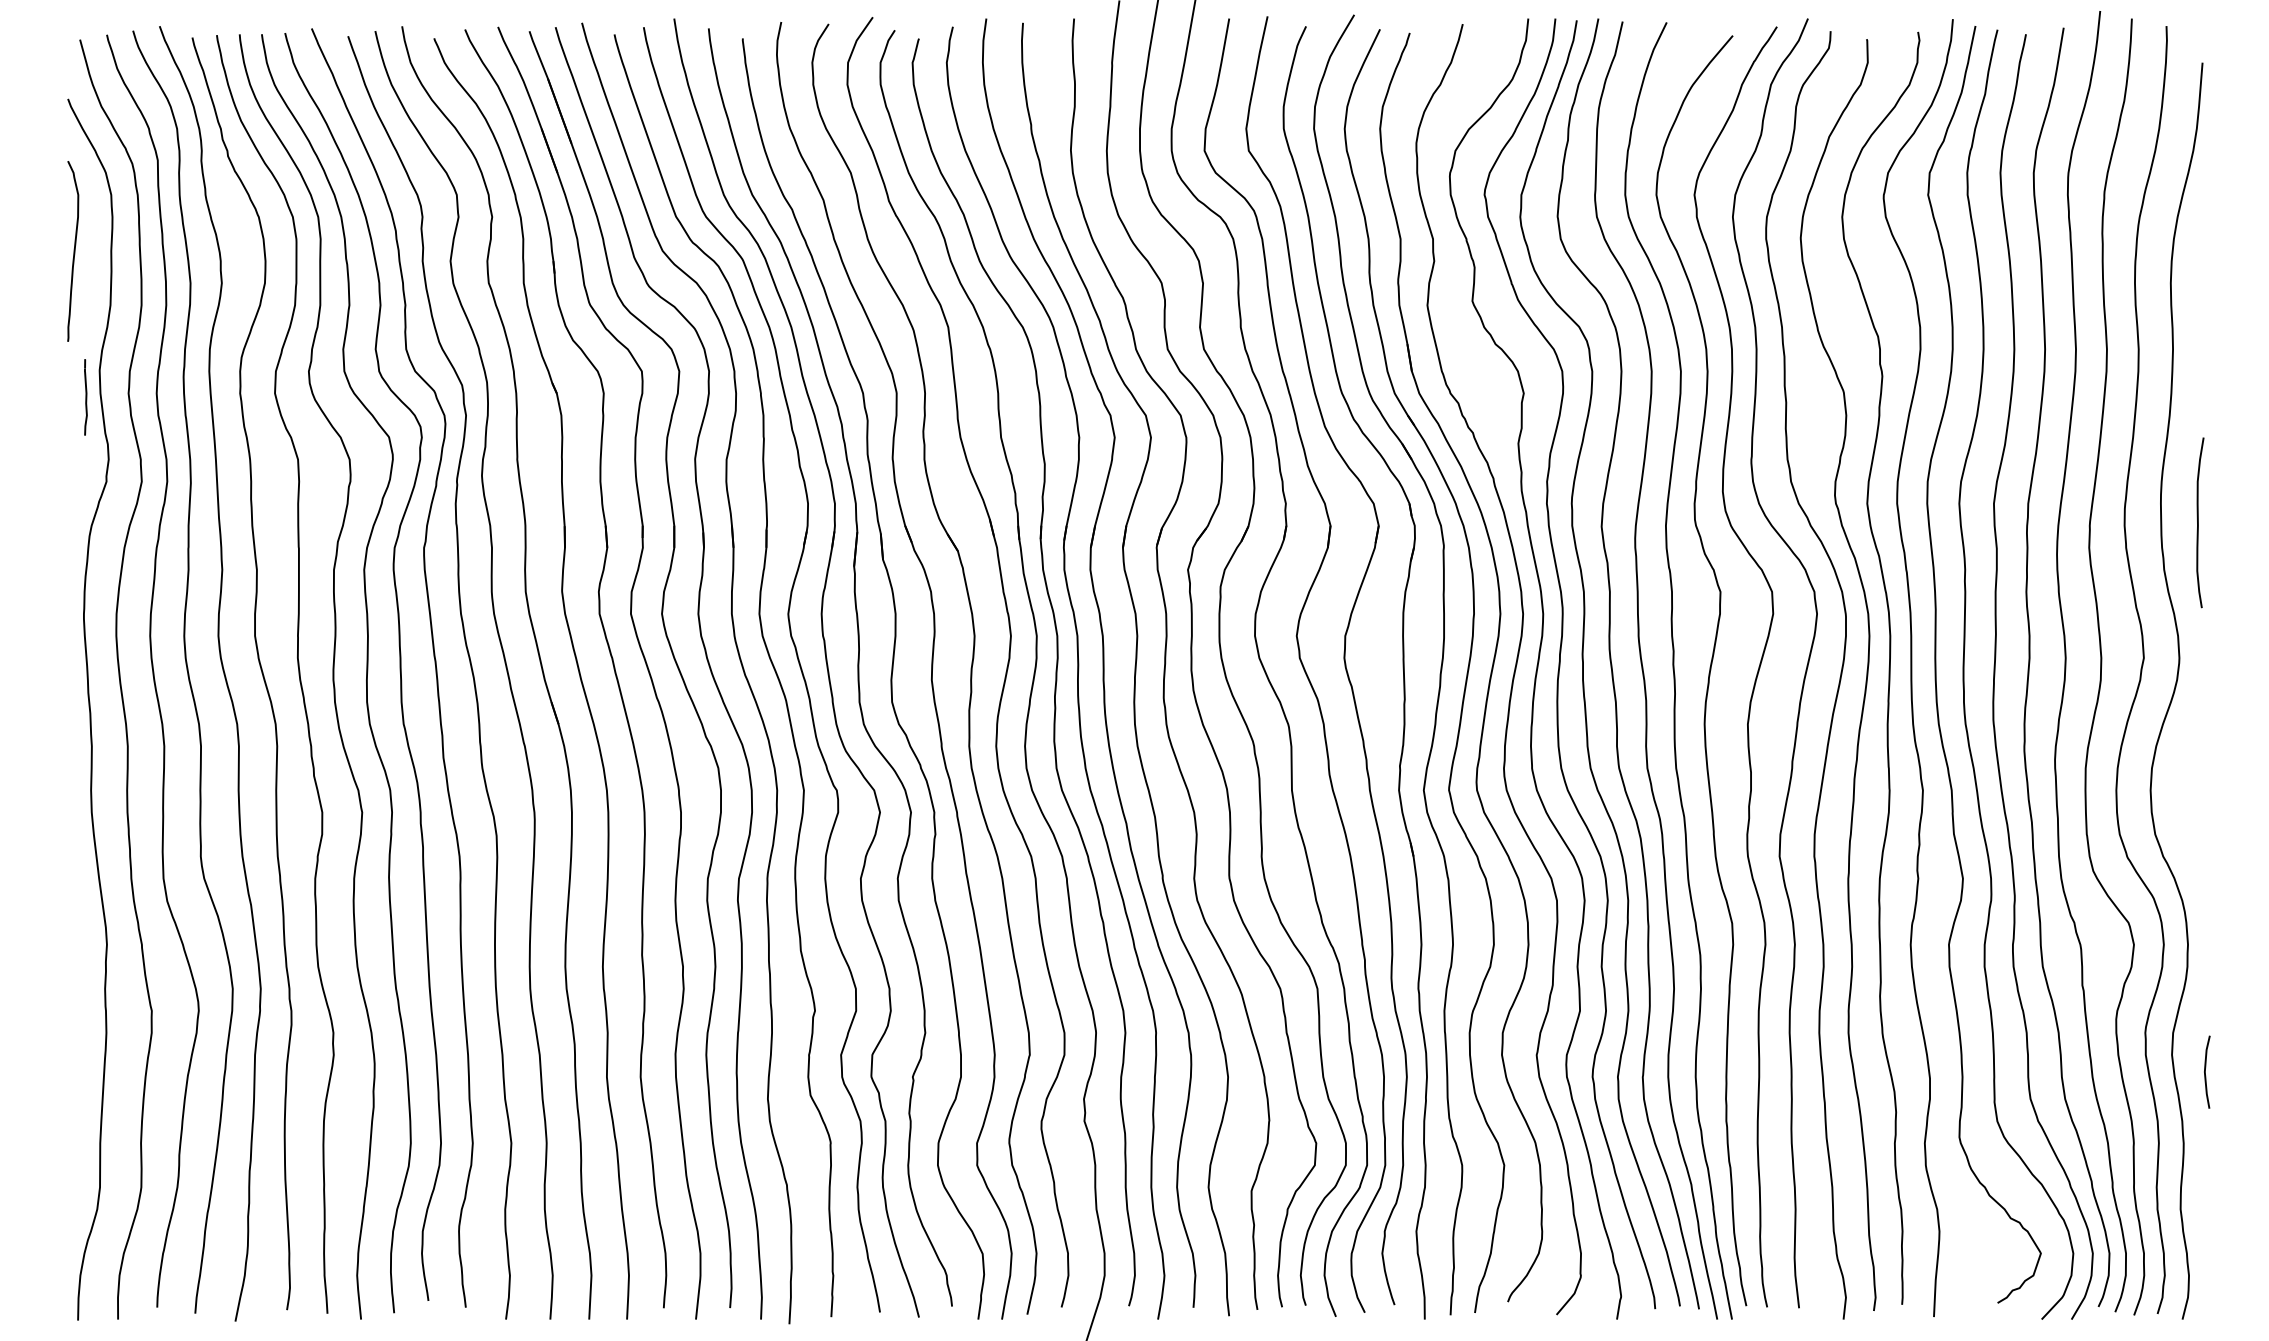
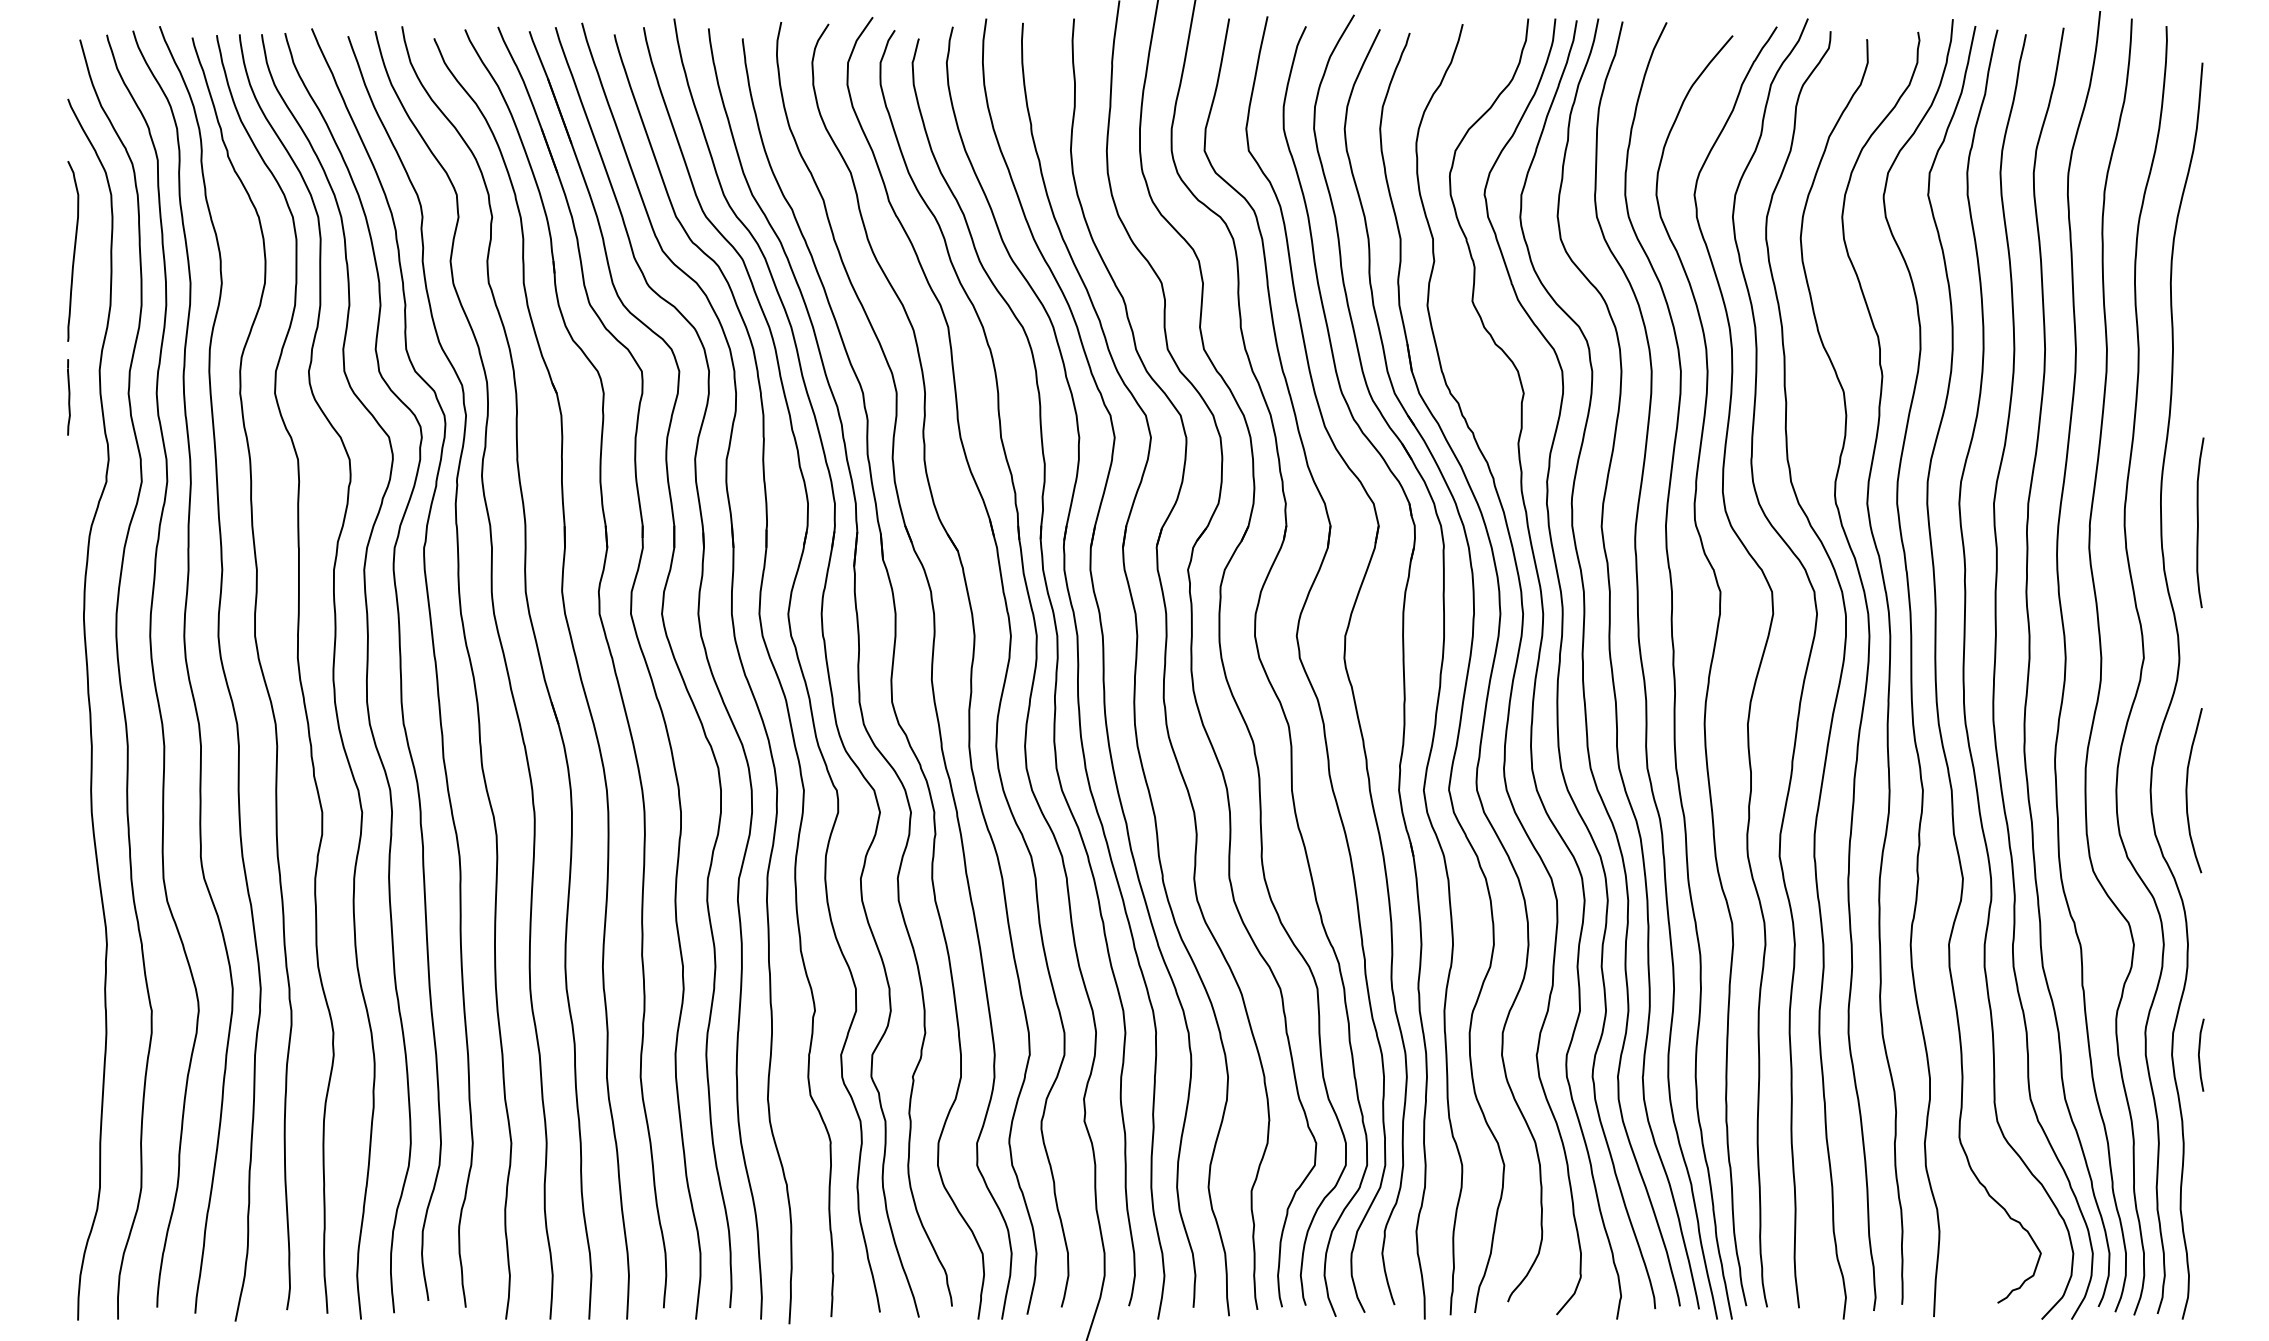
line position: (85, 397) -> (68, 397) (68, 397)
curve: none -> present (2187, 790)
line position: (2205, 1071) -> (2199, 1054) (2199, 1054)
